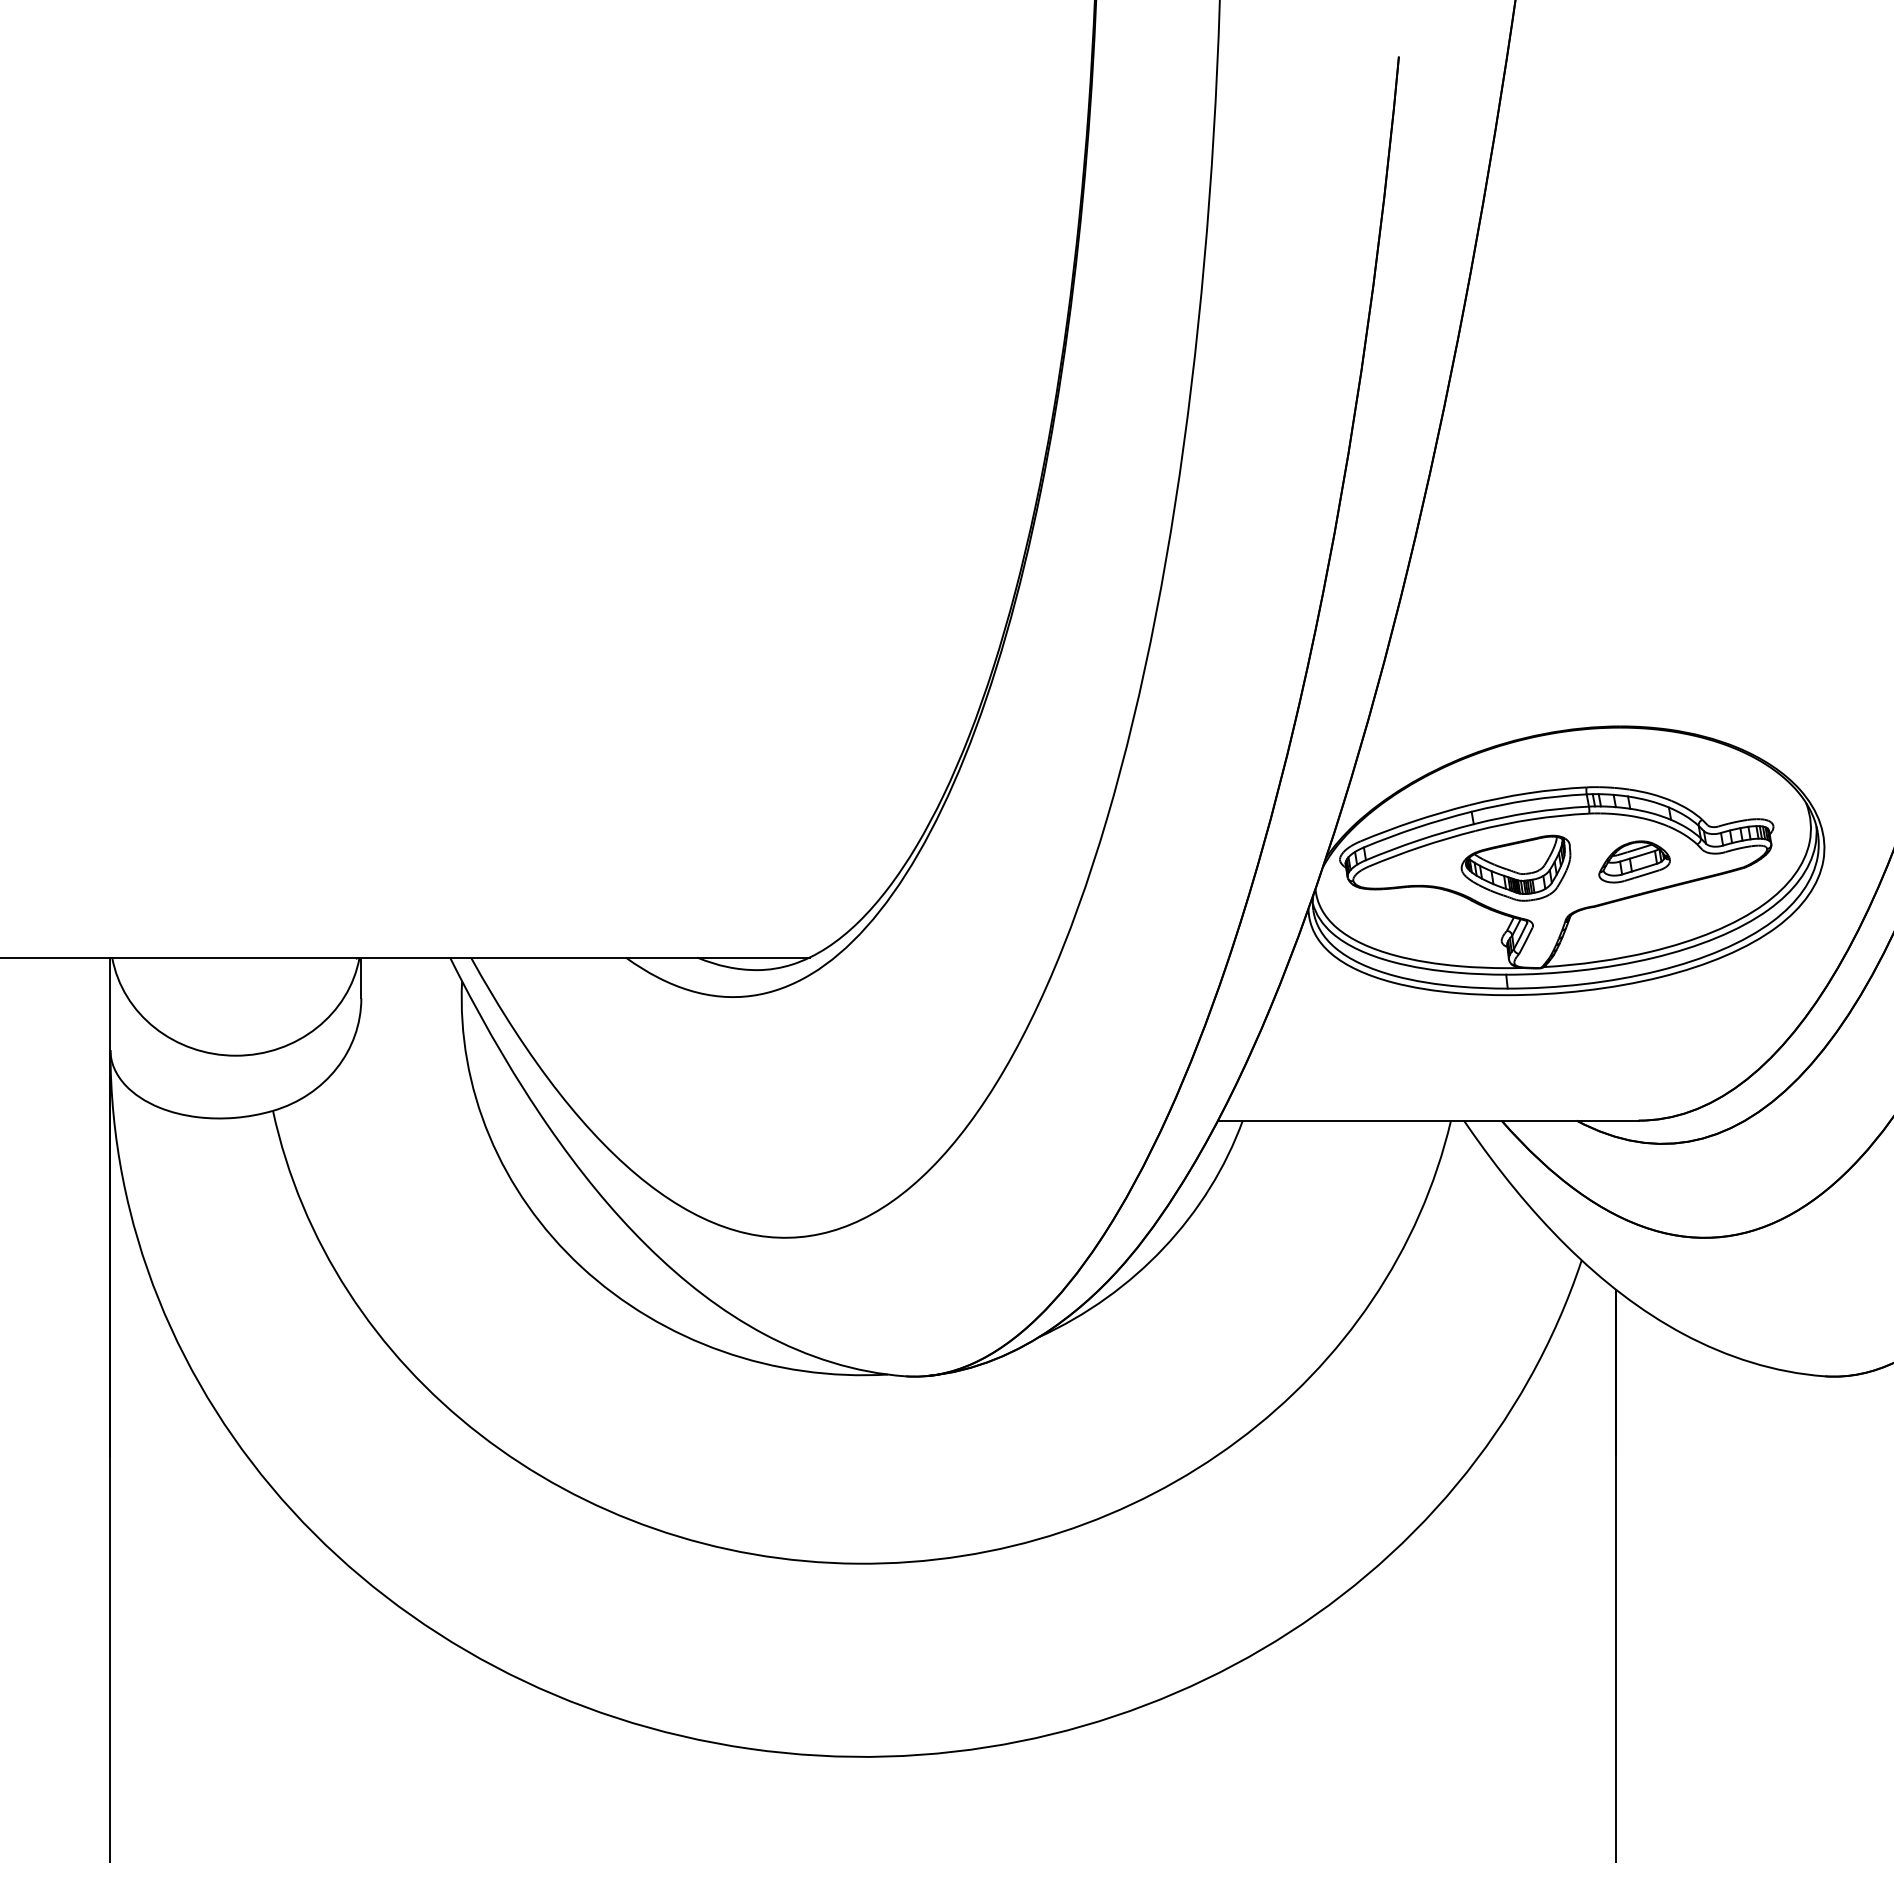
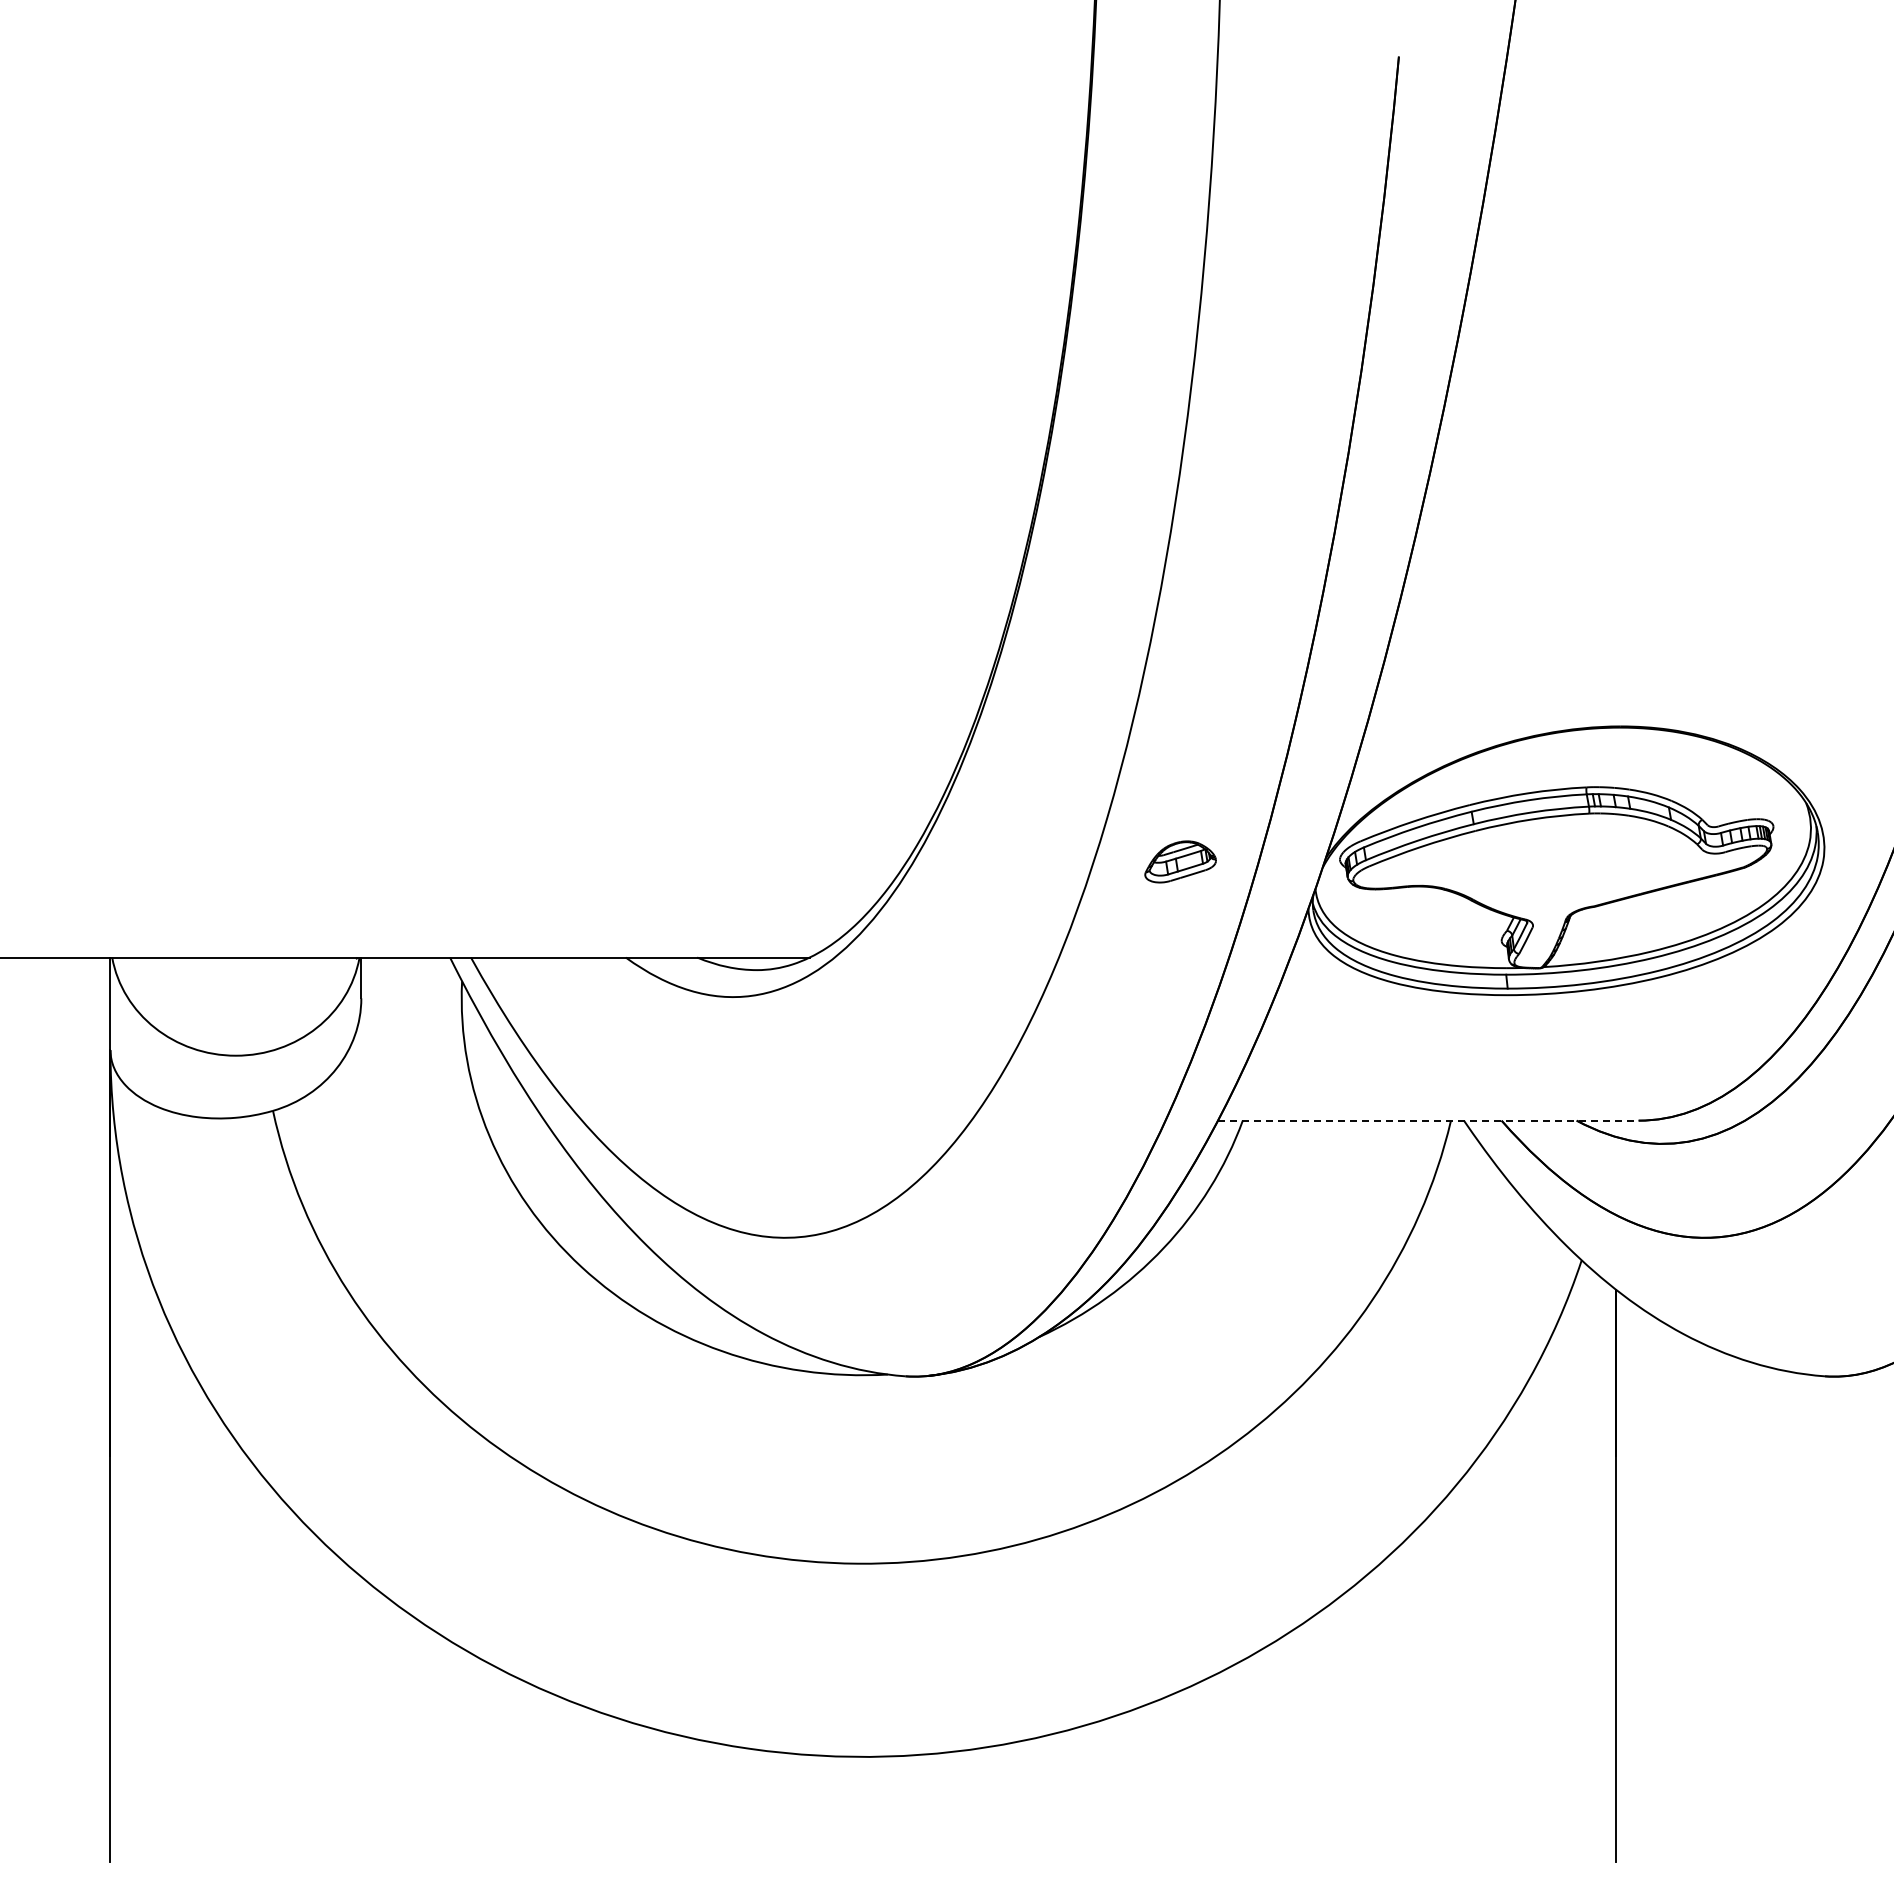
part position: (1634, 861) -> (1180, 861) (1180, 861)
part: present -> none (1515, 867)
line: solid -> dashed (1428, 1120)
